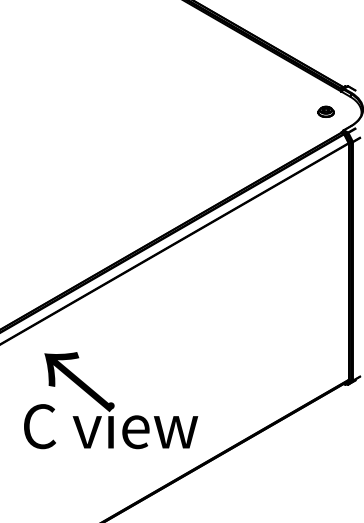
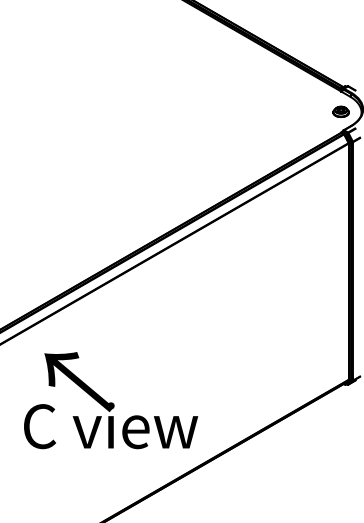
part position: (325, 111) -> (340, 111) (340, 111)
